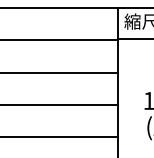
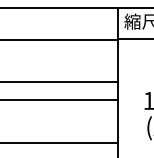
line position: (60, 72) -> (60, 81) (60, 81)
line position: (60, 104) -> (60, 99) (60, 99)
line position: (60, 136) -> (60, 142) (60, 142)
